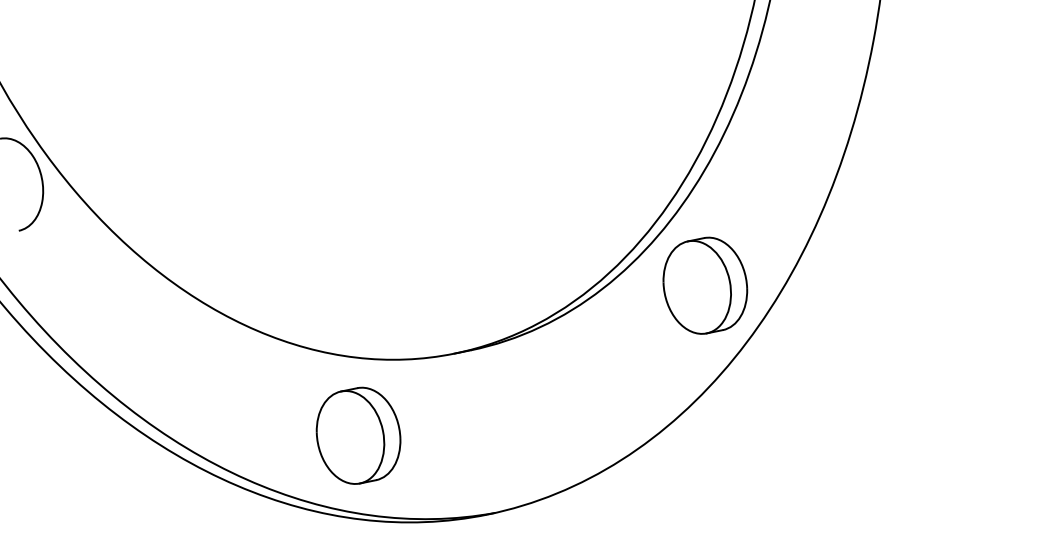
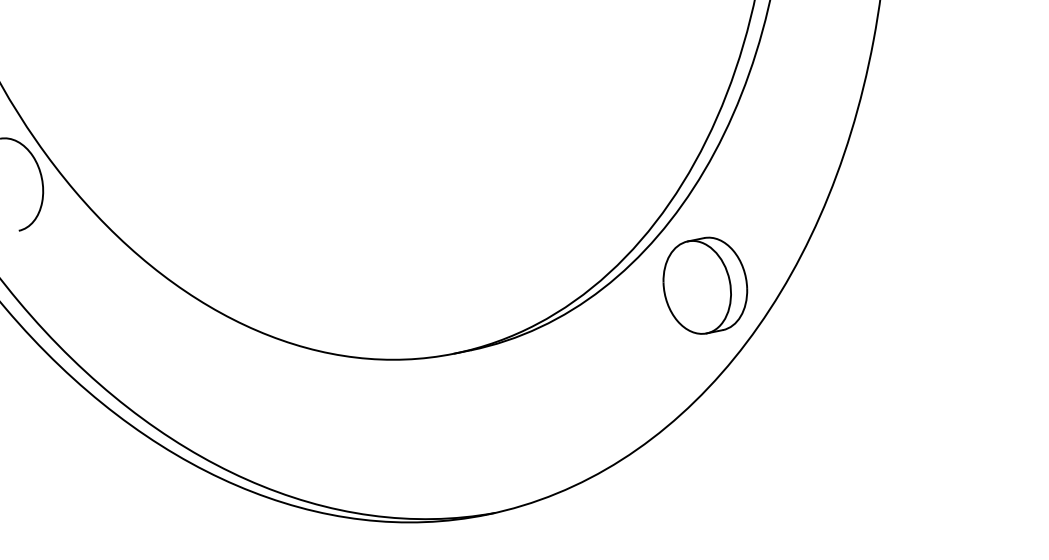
part: present -> none (358, 435)
